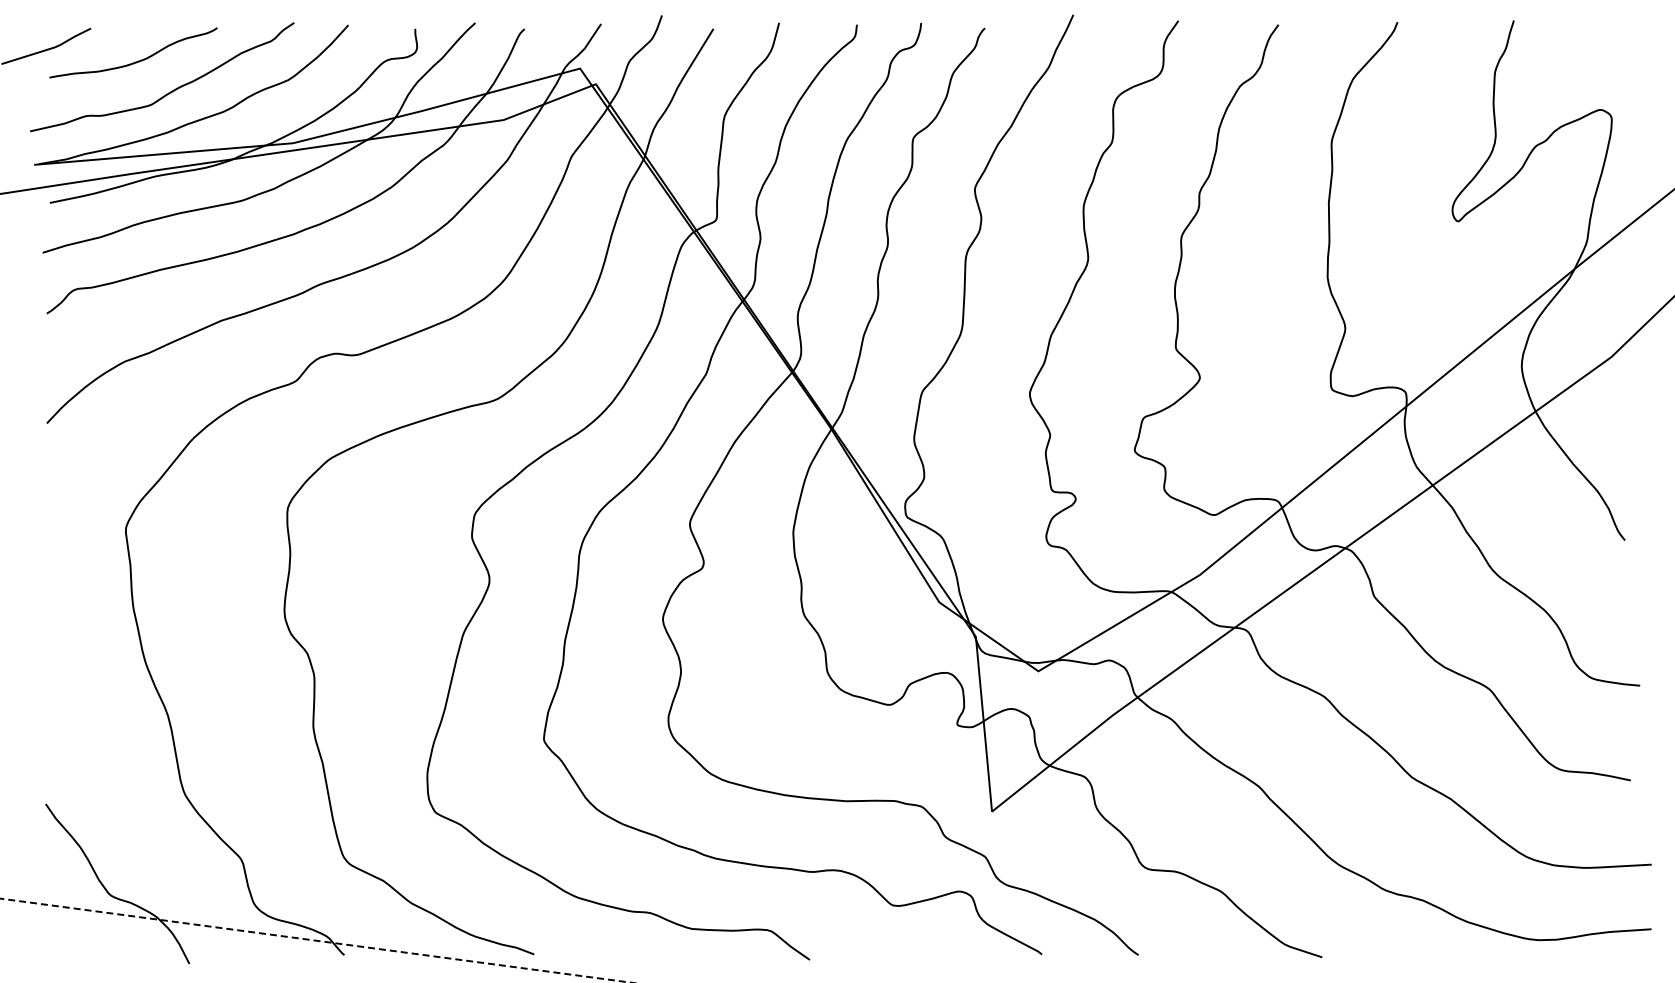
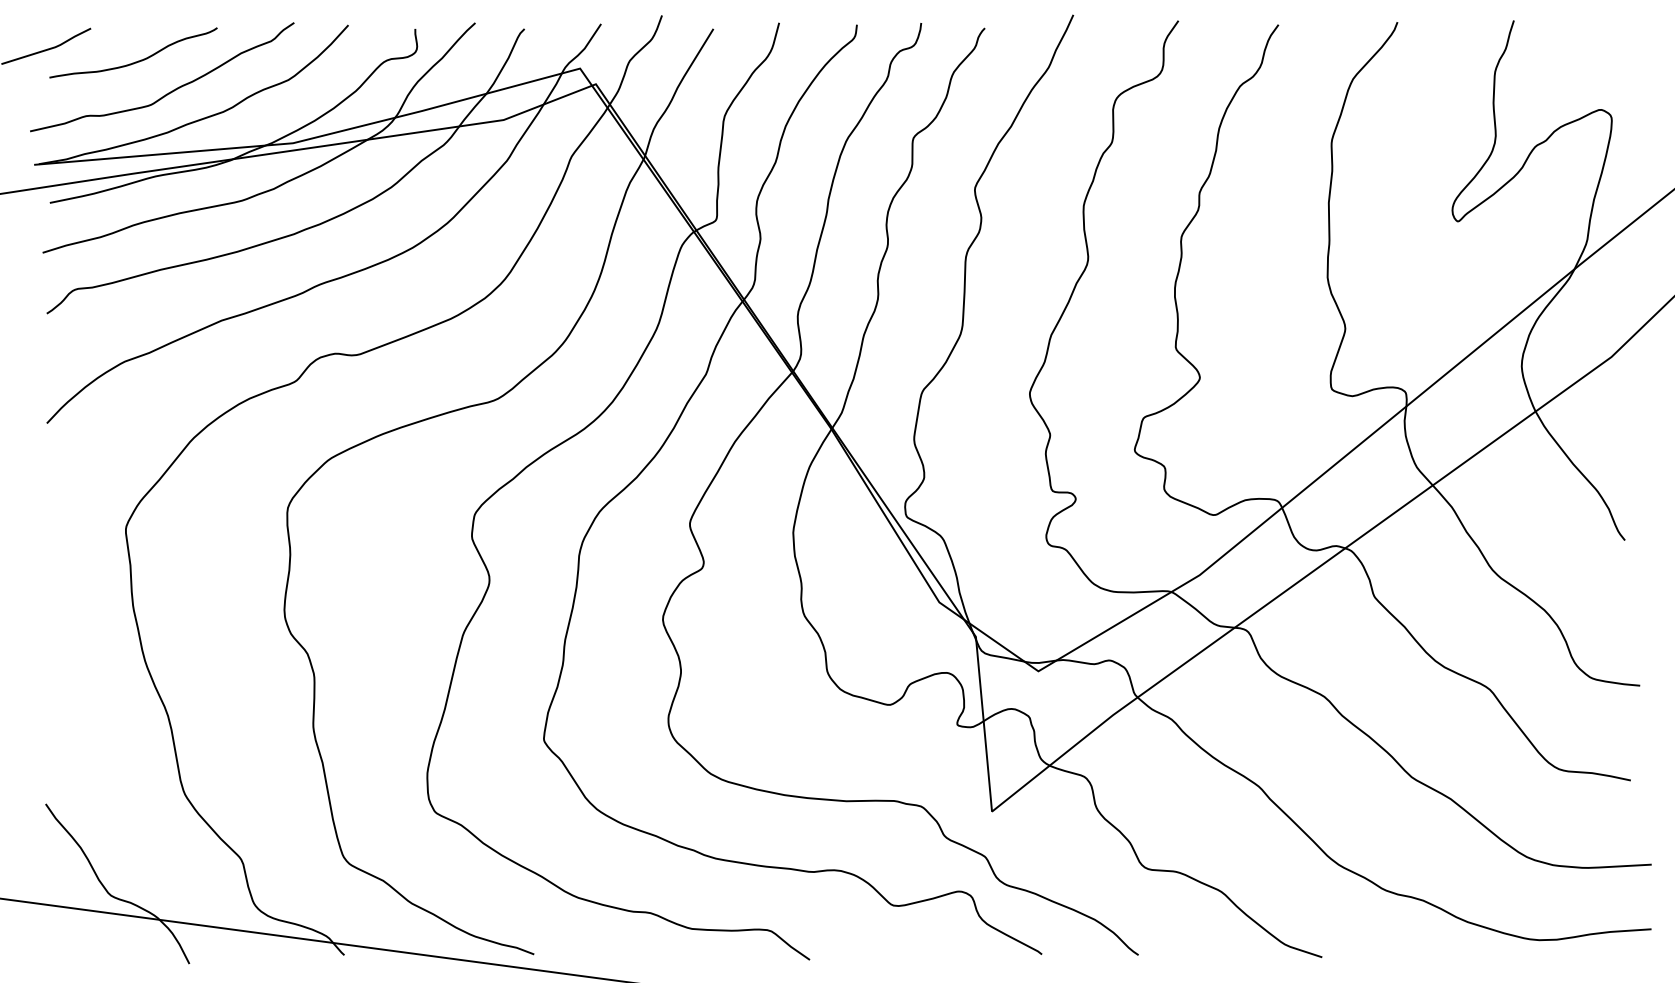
line: dashed -> solid (316, 940)
